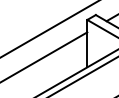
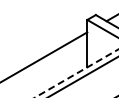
line: present -> none (49, 29)
line: solid -> dashed (76, 73)
